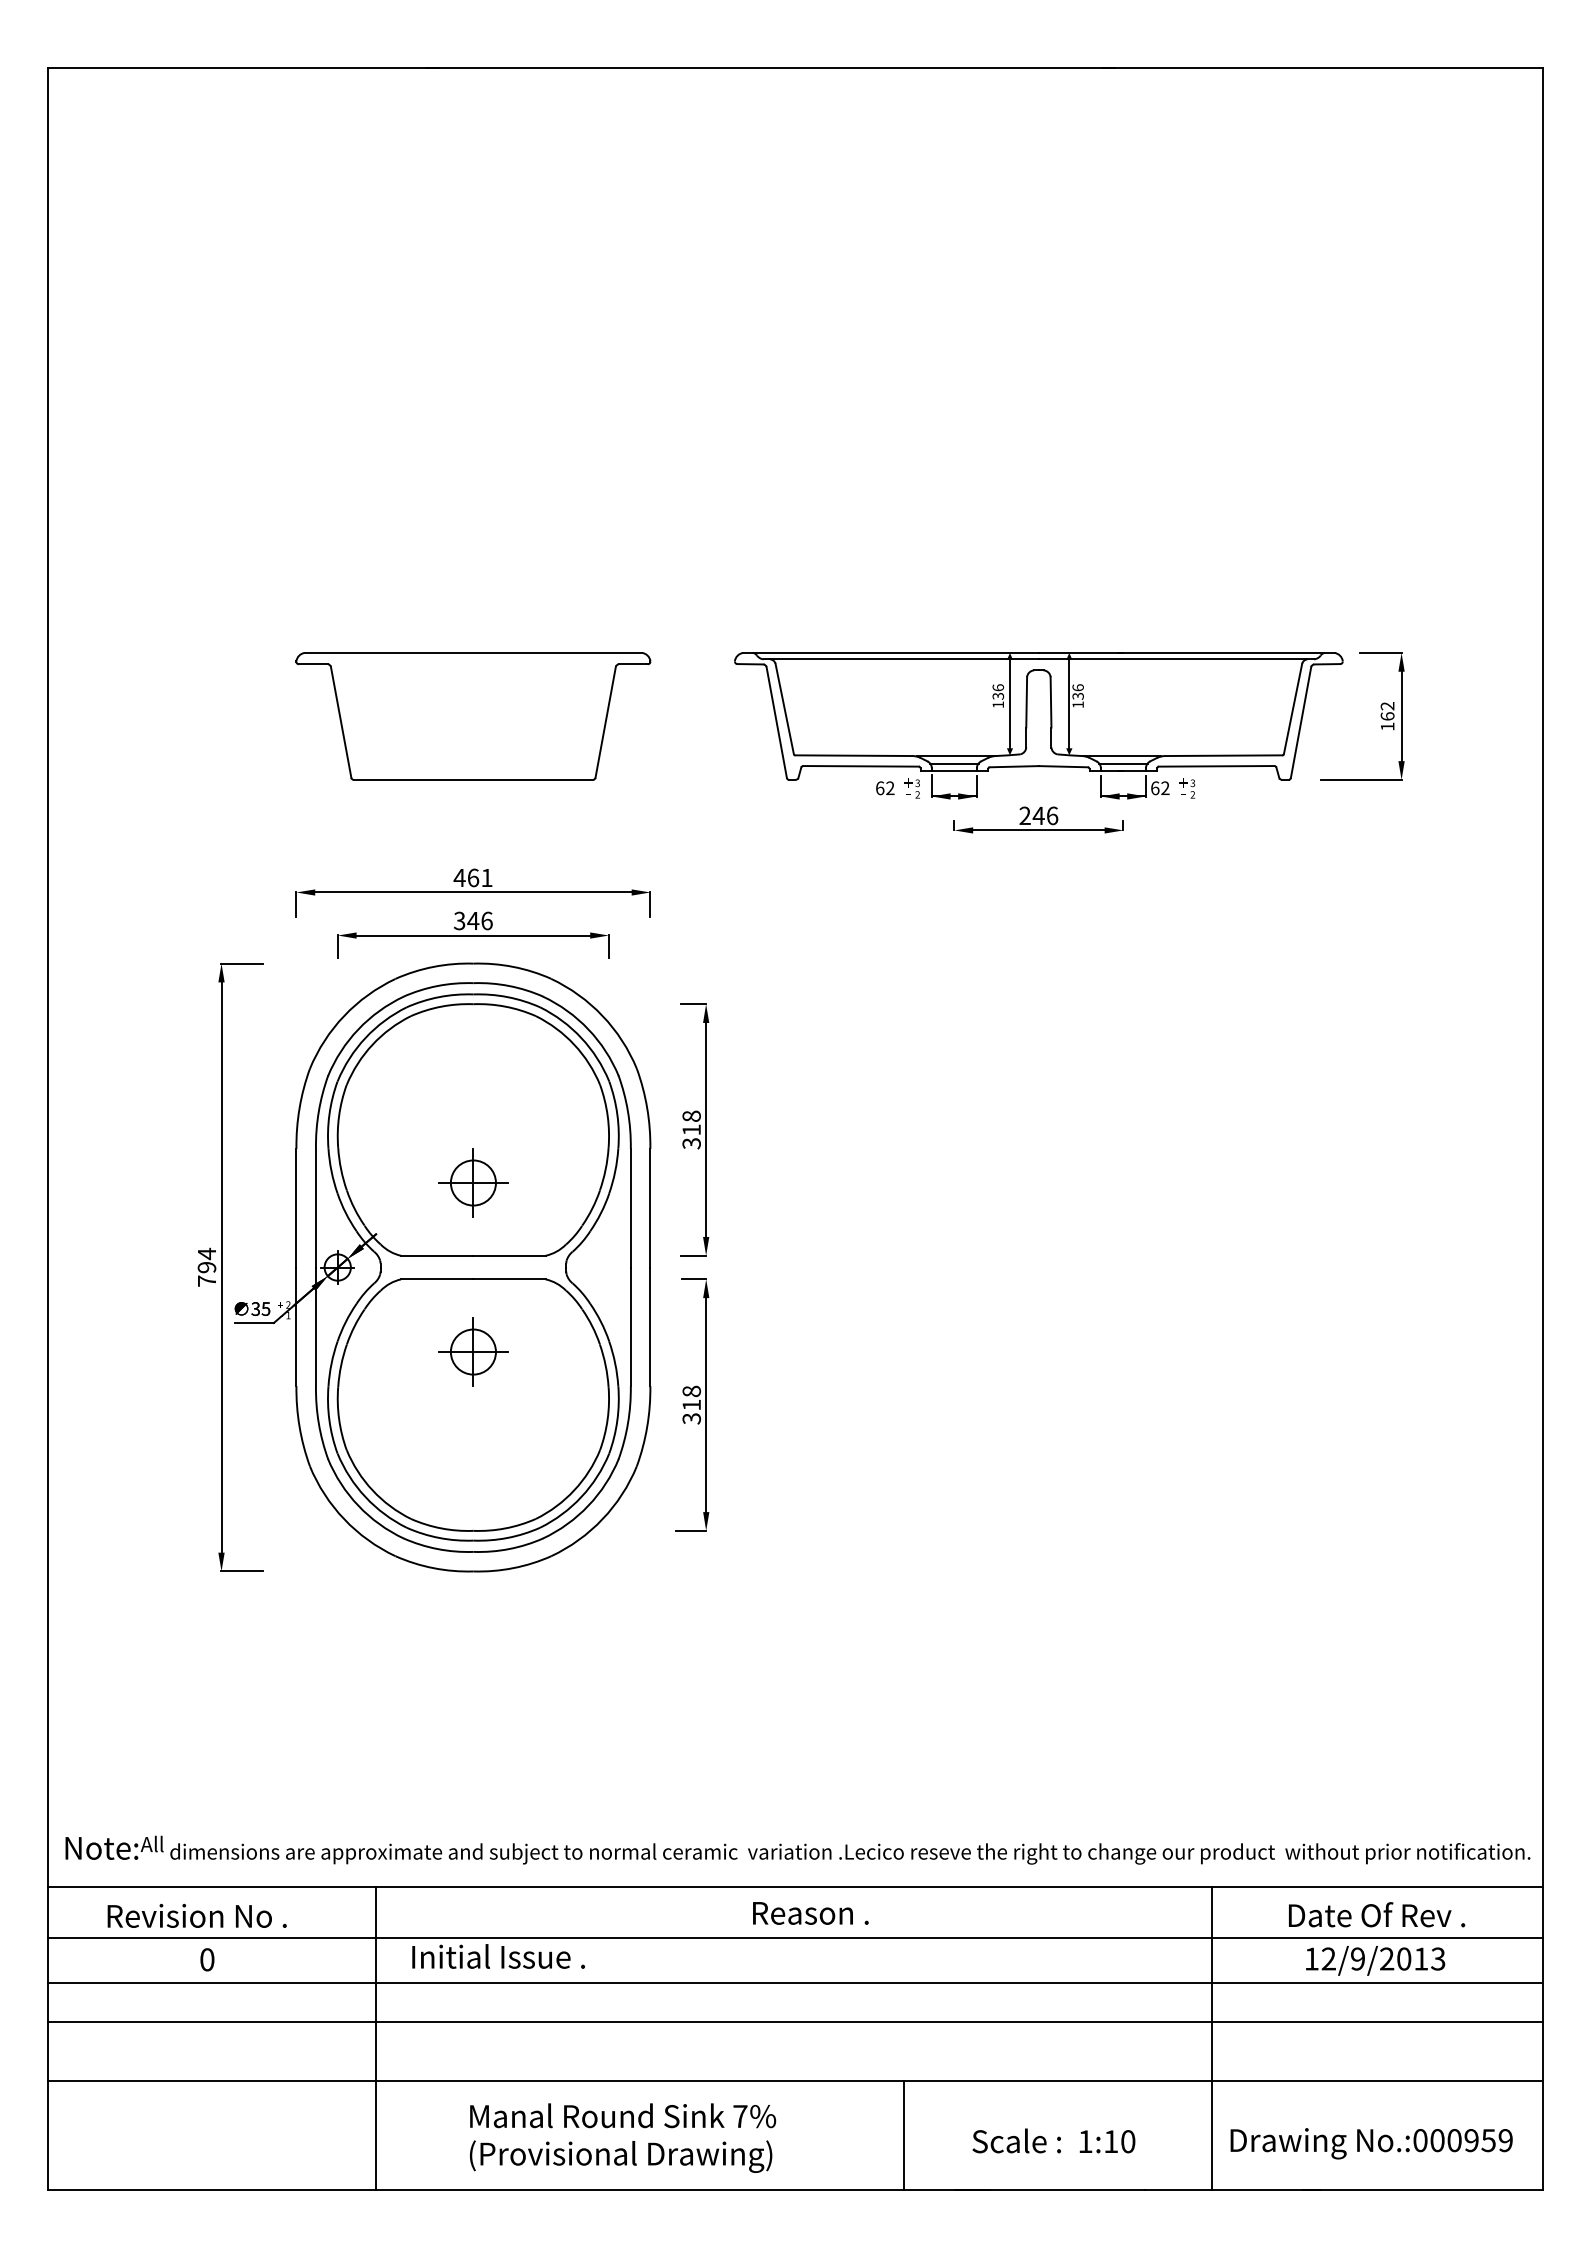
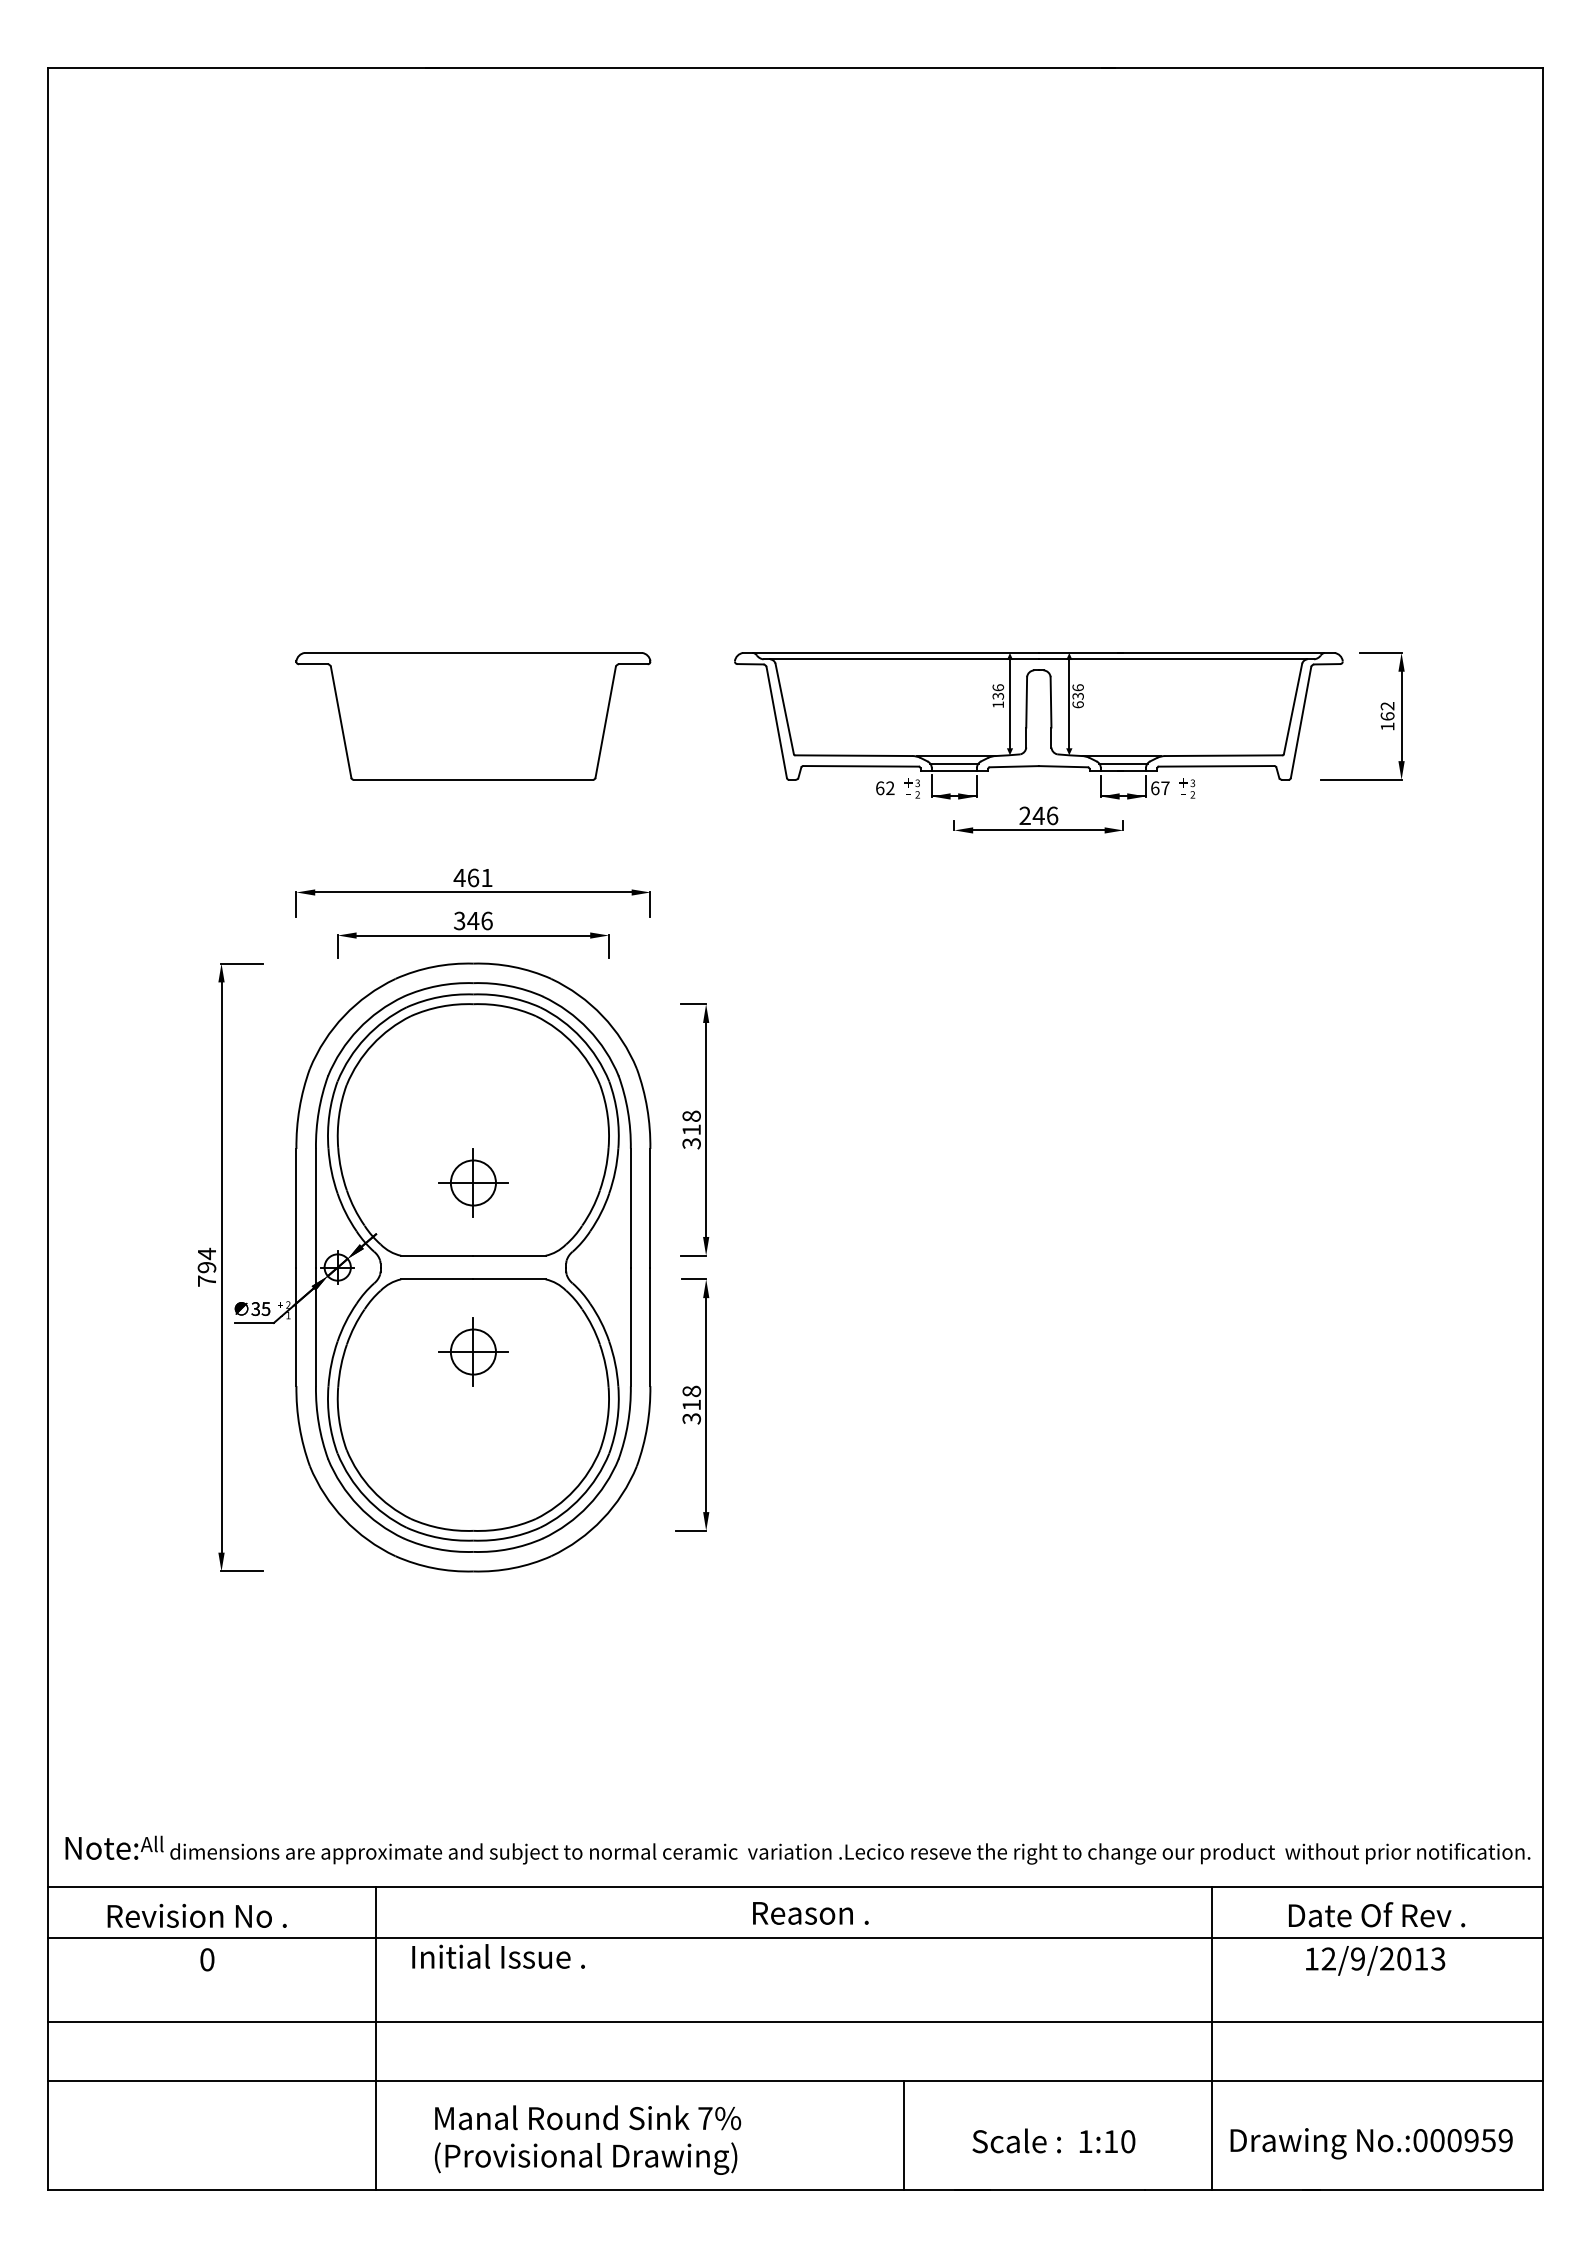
text: 136 -> 636 (1077, 704)
text: 62 -> 67 (1165, 787)
line: present -> none (795, 1982)
text position: (623, 2137) -> (588, 2139) (588, 2139)
